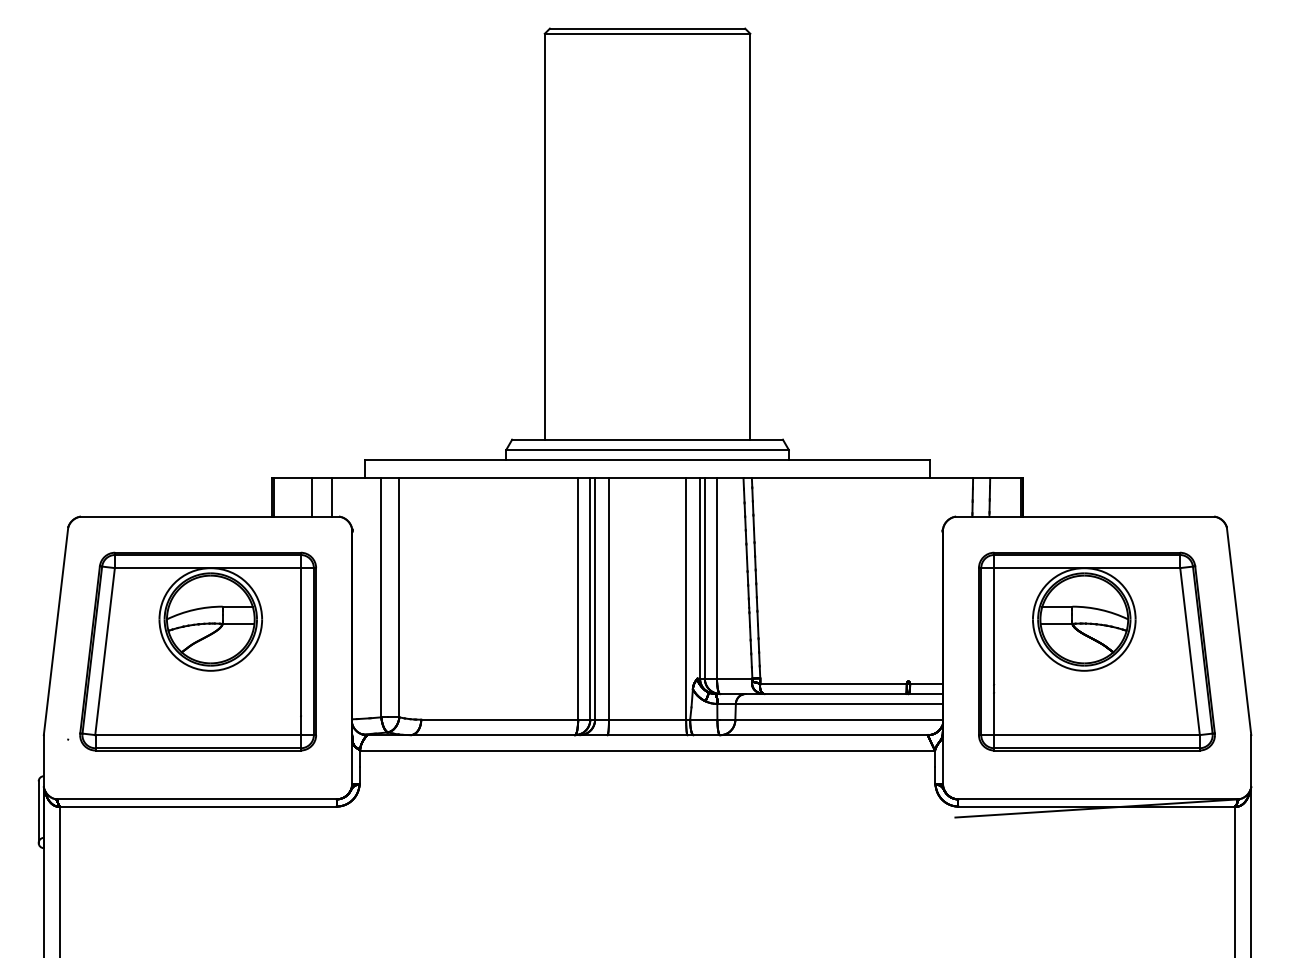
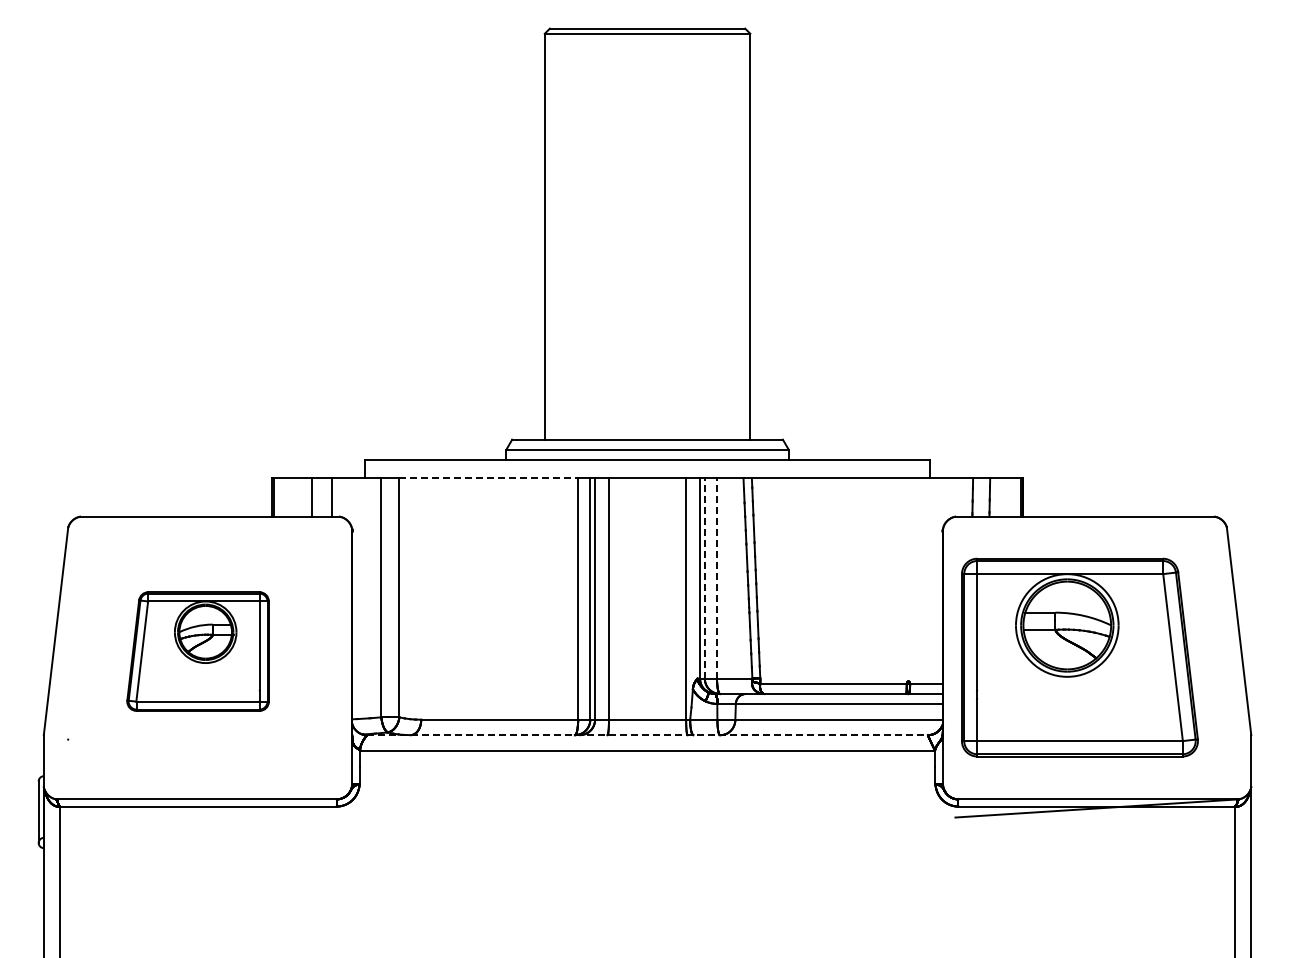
line: solid -> dashed (489, 478)
line: solid -> dashed (704, 577)
line: solid -> dashed (716, 577)
part size: 238x201 px -> 144x121 px (197, 651)
part position: (1096, 651) -> (1079, 657) (1079, 657)
line: solid -> dashed (647, 735)
